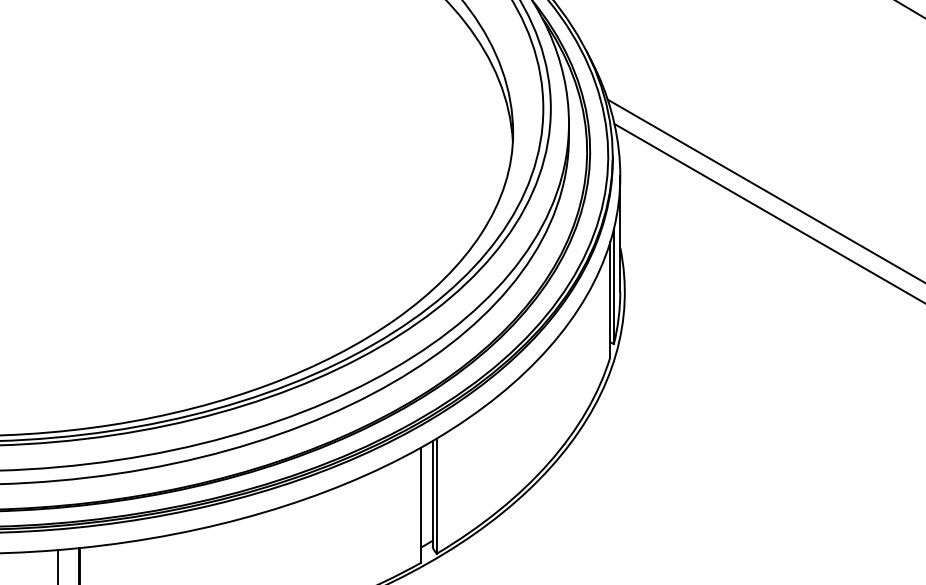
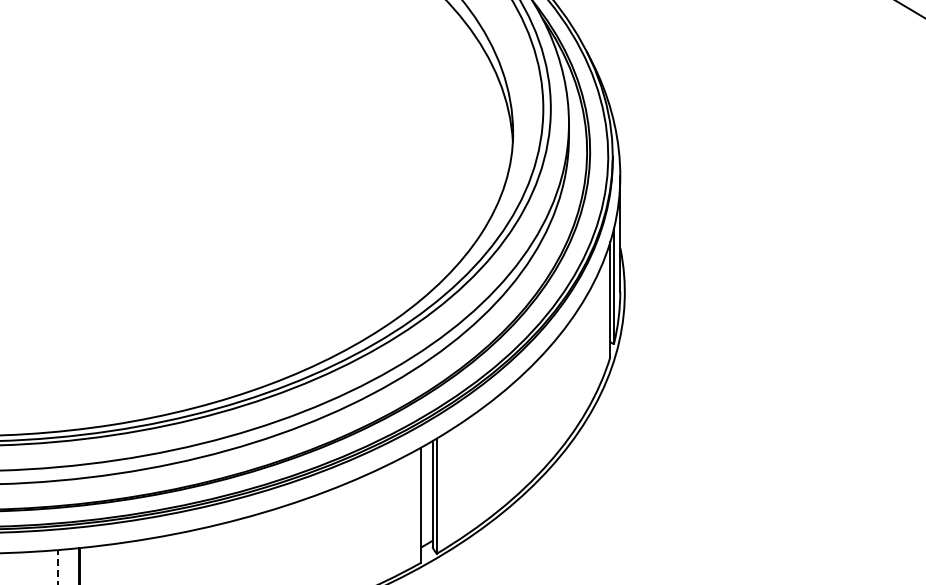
line: present -> none (764, 190)
line: present -> none (768, 213)
line: solid -> dashed (57, 567)
